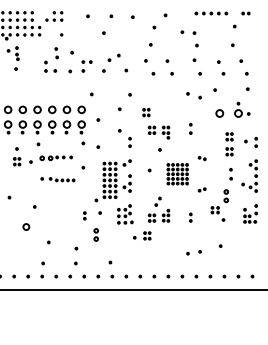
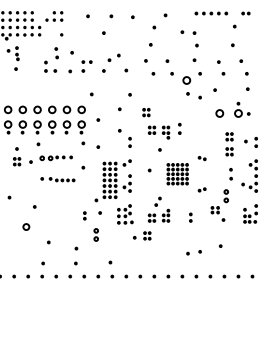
circle: none -> present (186, 80)
part position: (190, 128) -> (179, 128) (179, 128)
line: present -> none (133, 289)
